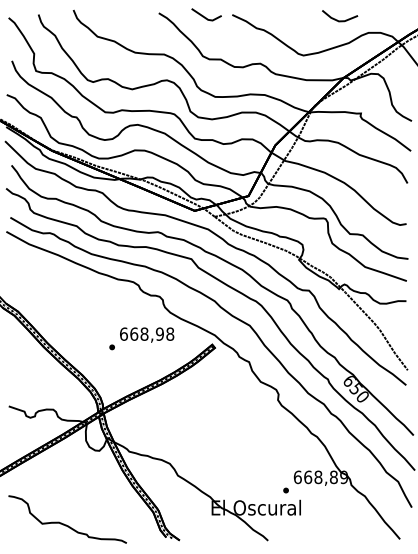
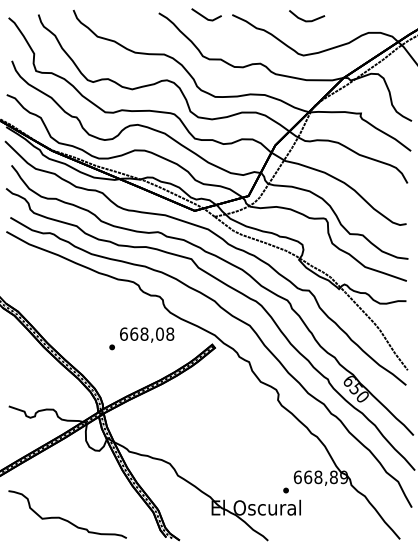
line position: (340, 20) -> (307, 20) (307, 20)
text: 668,98 -> 668,08 (159, 333)
curve position: (64, 523) -> (64, 518) (64, 518)
